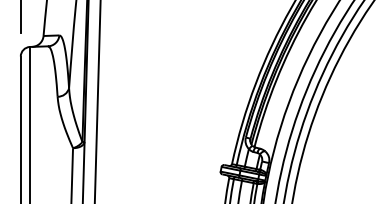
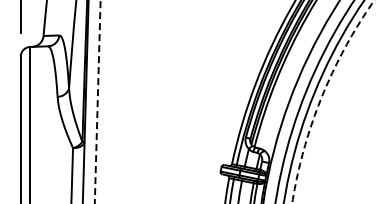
arc: solid -> dashed (321, 96)
line: solid -> dashed (97, 102)
